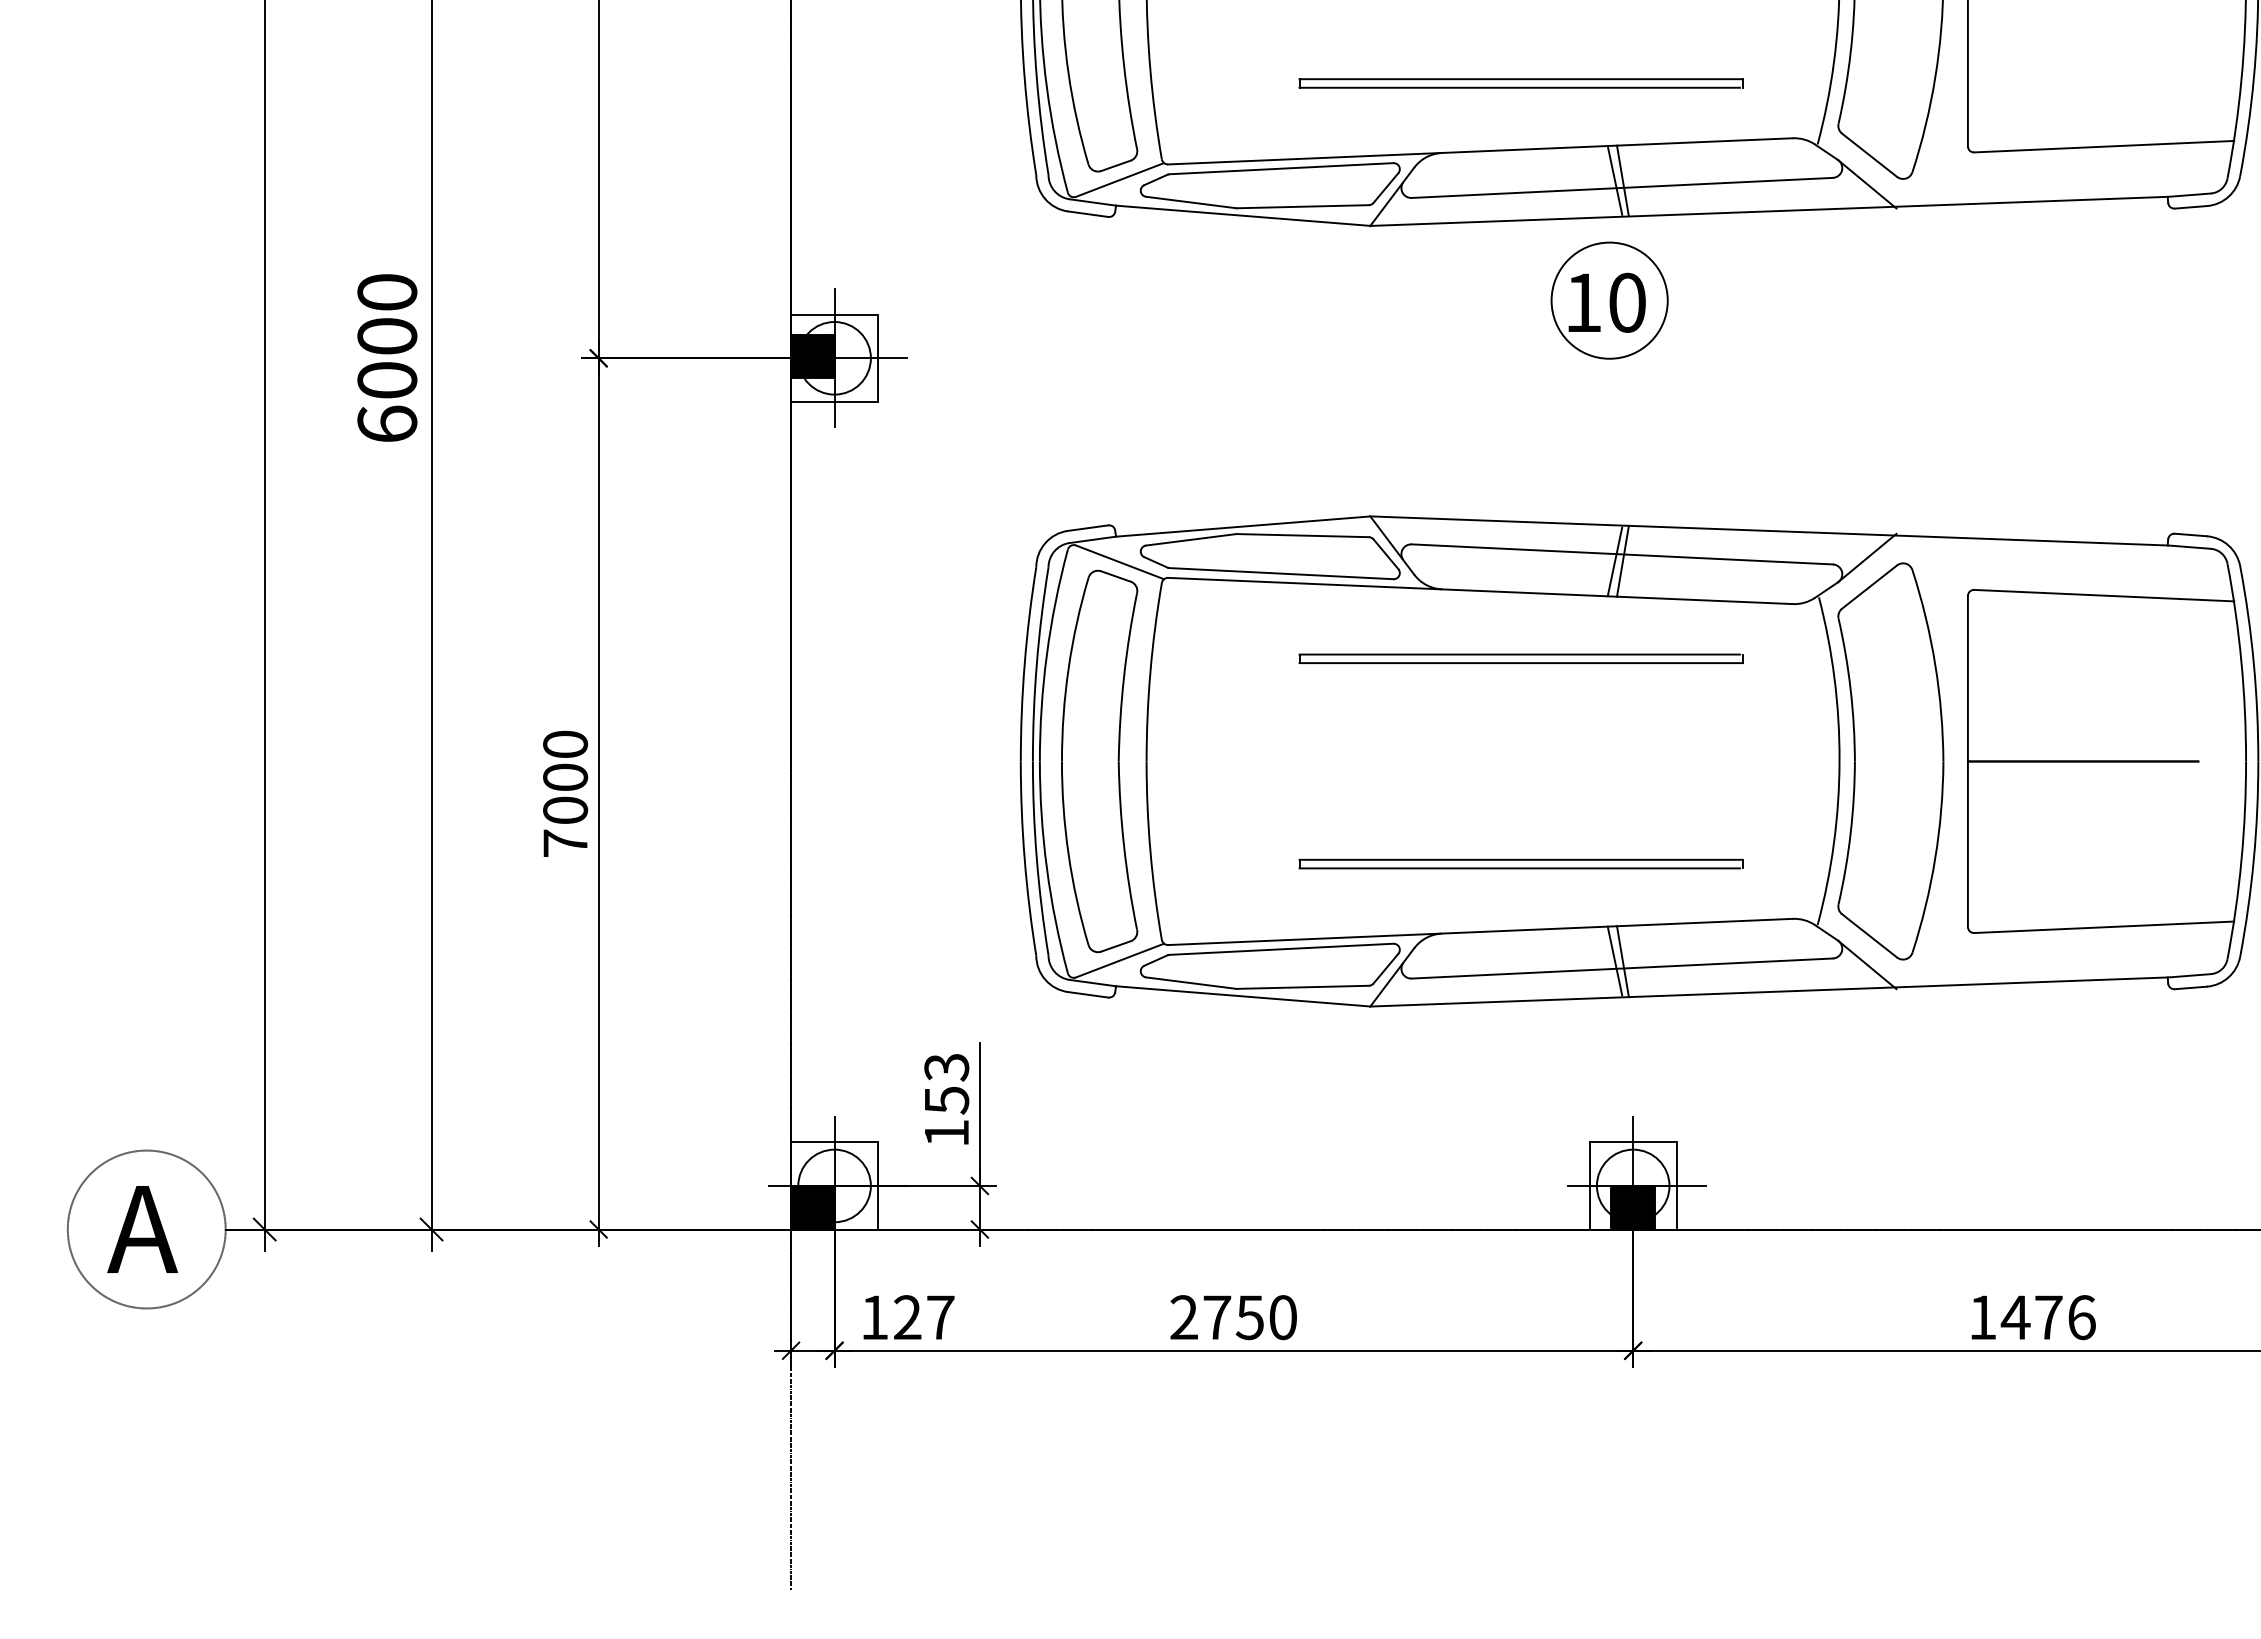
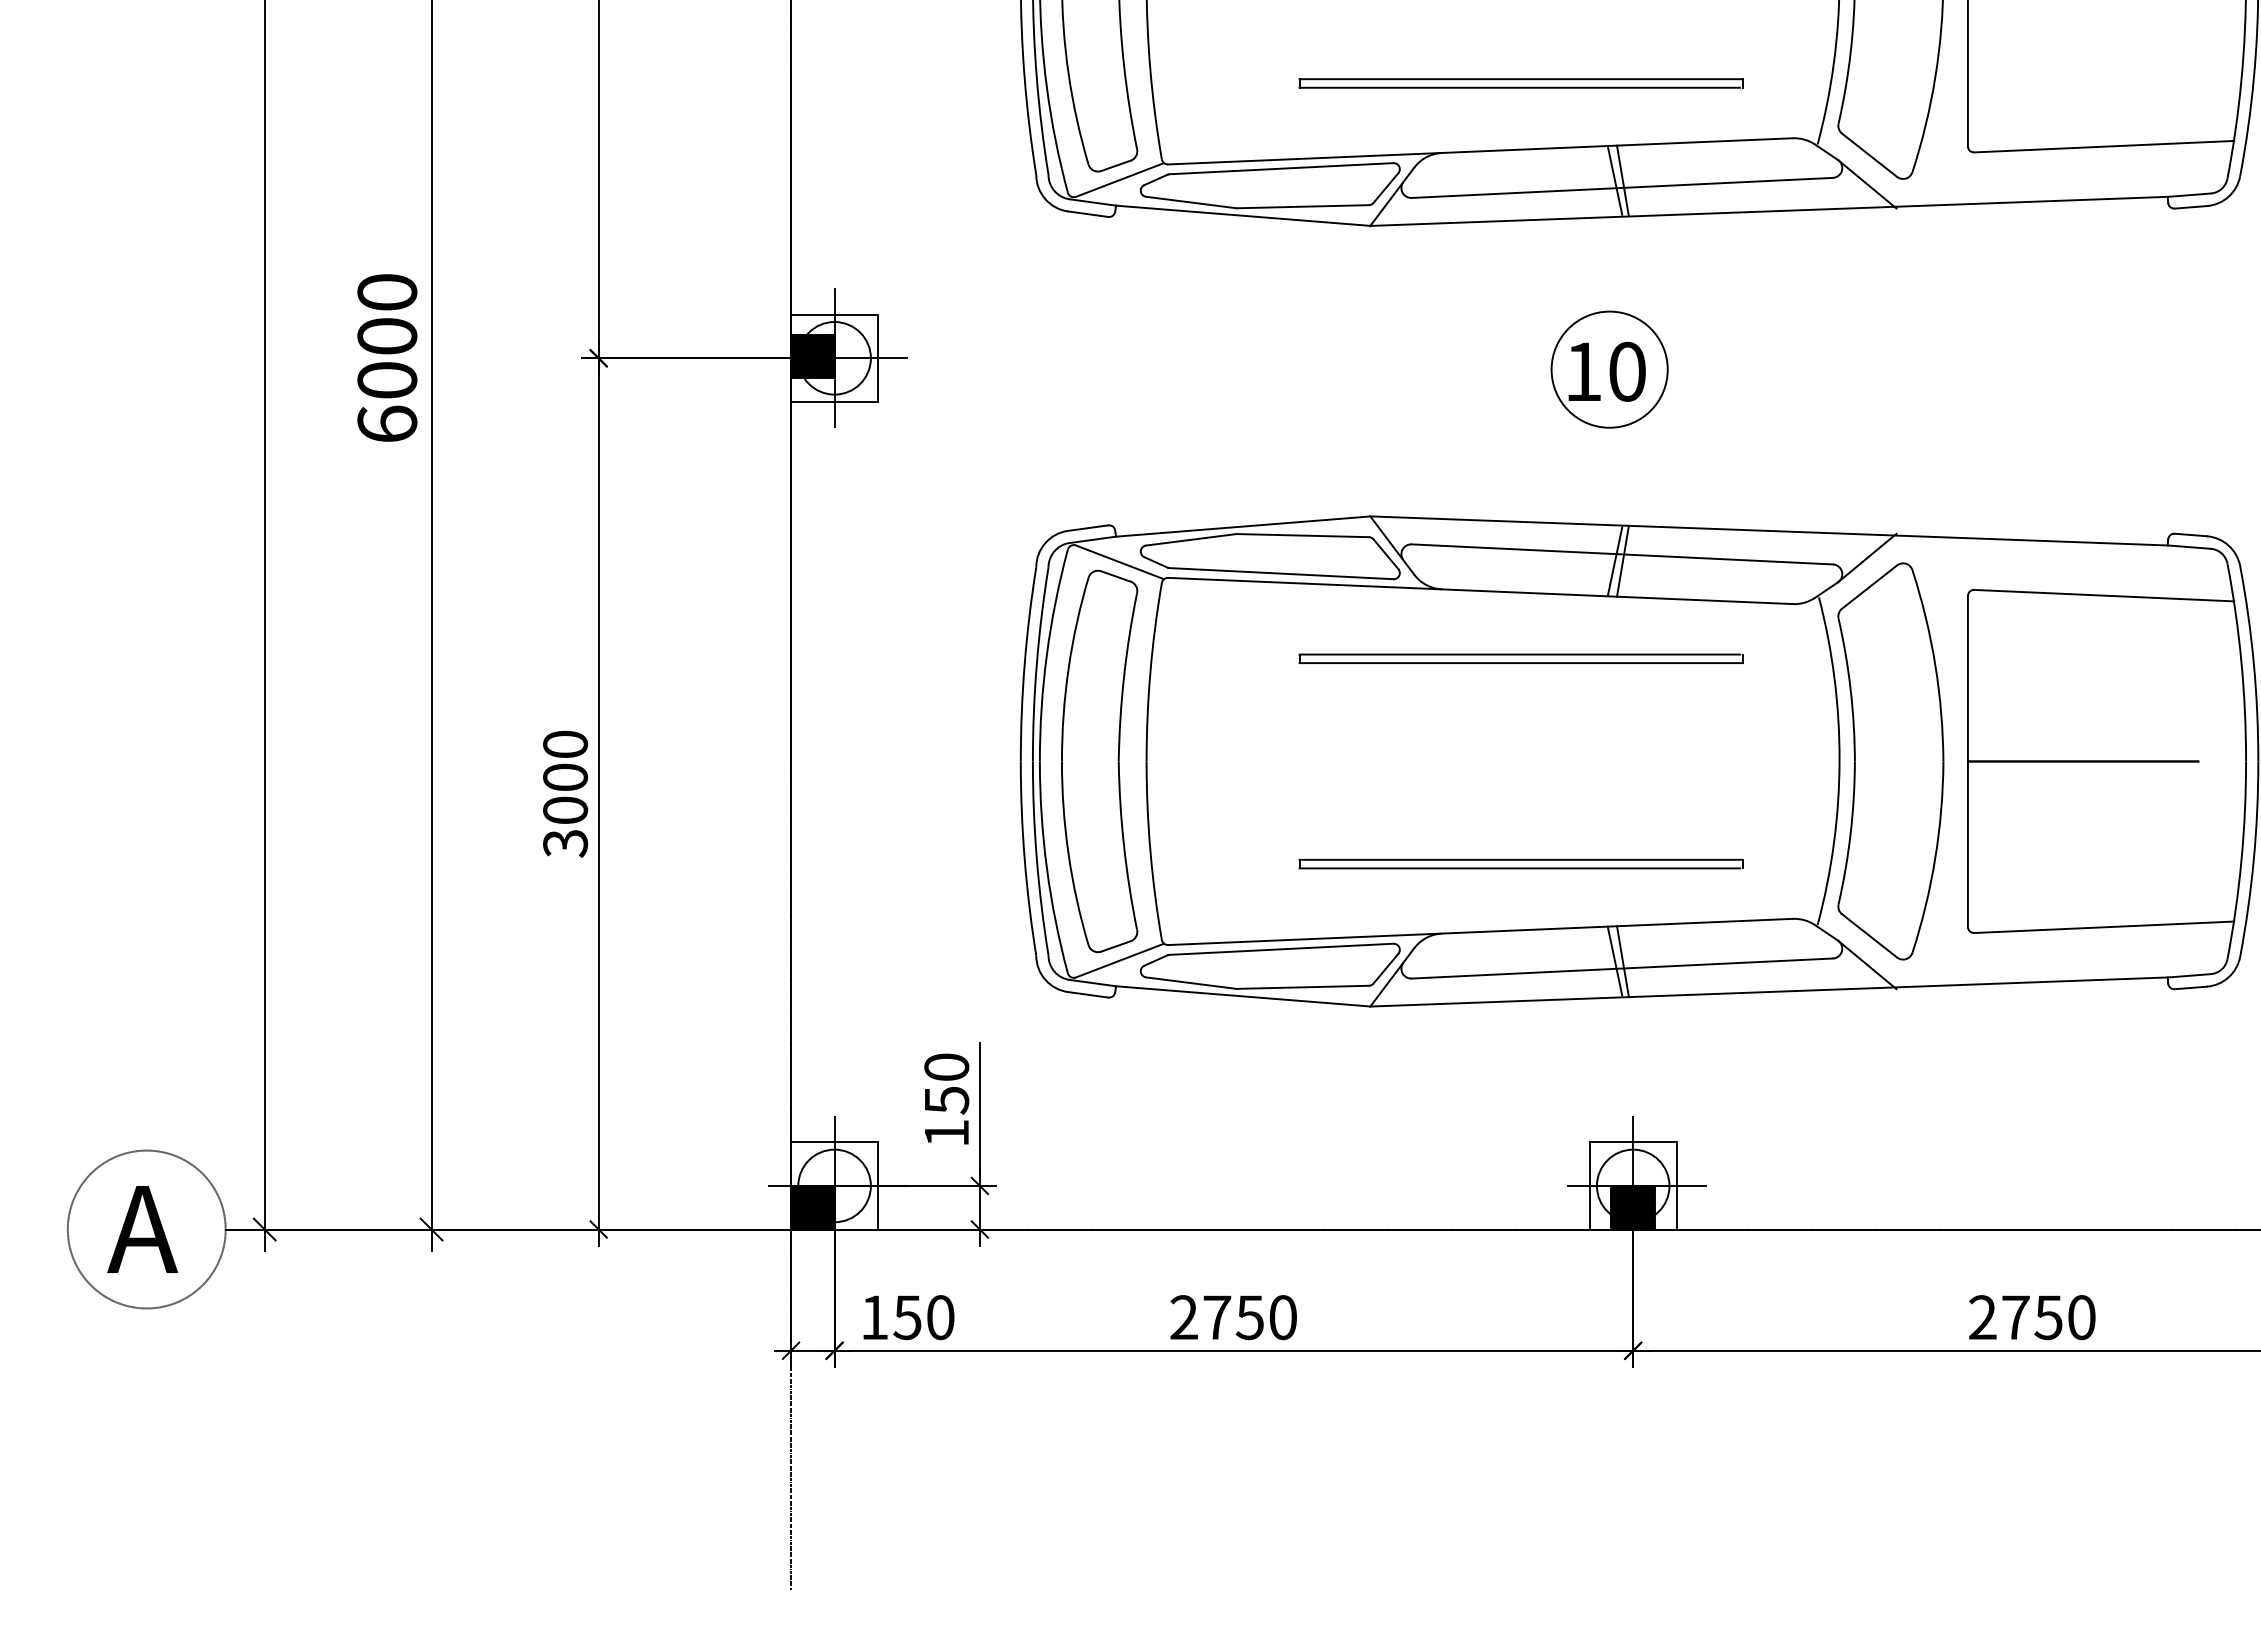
part position: (1609, 300) -> (1609, 369) (1609, 369)
text: 7000 -> 3000 (565, 843)
text: 153 -> 150 (946, 1067)
text: 127 -> 150 (923, 1317)
text: 1476 -> 2750 (2032, 1317)
